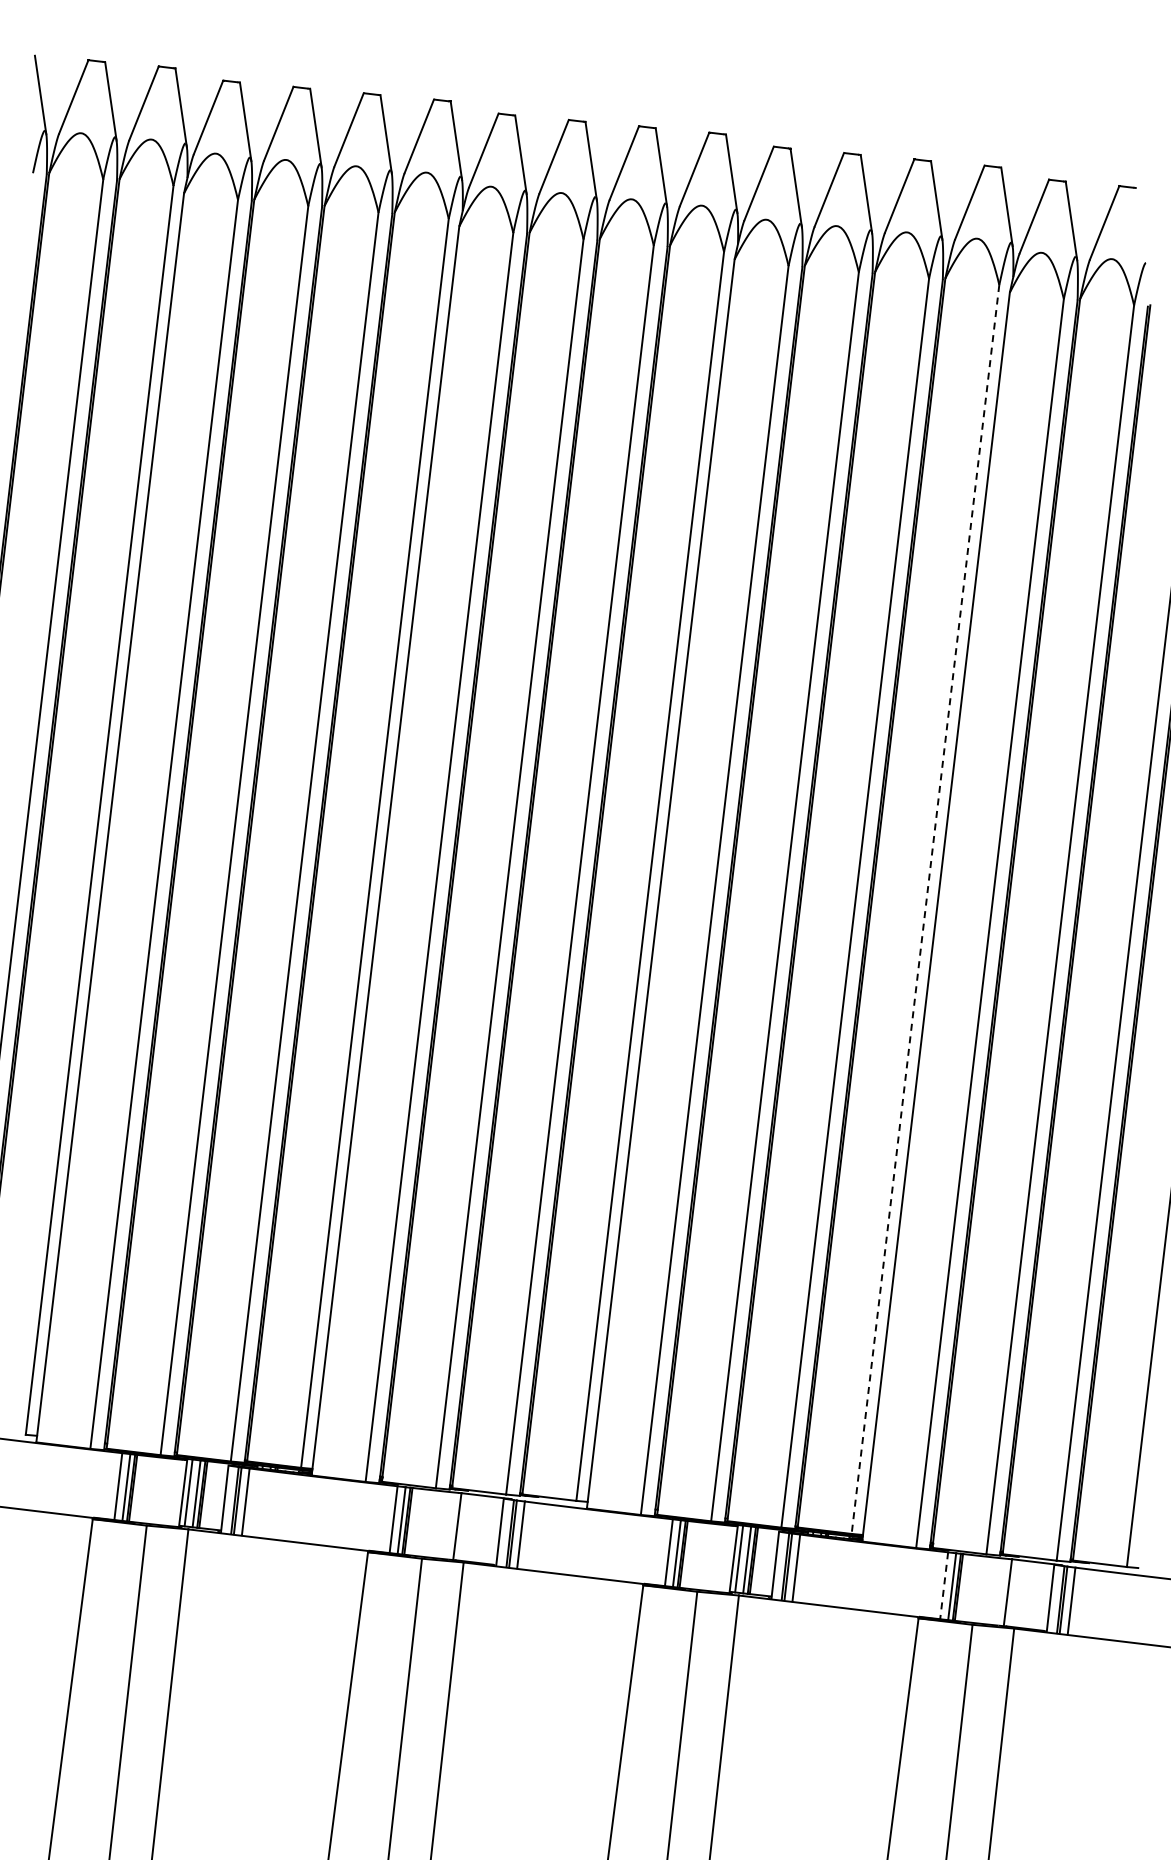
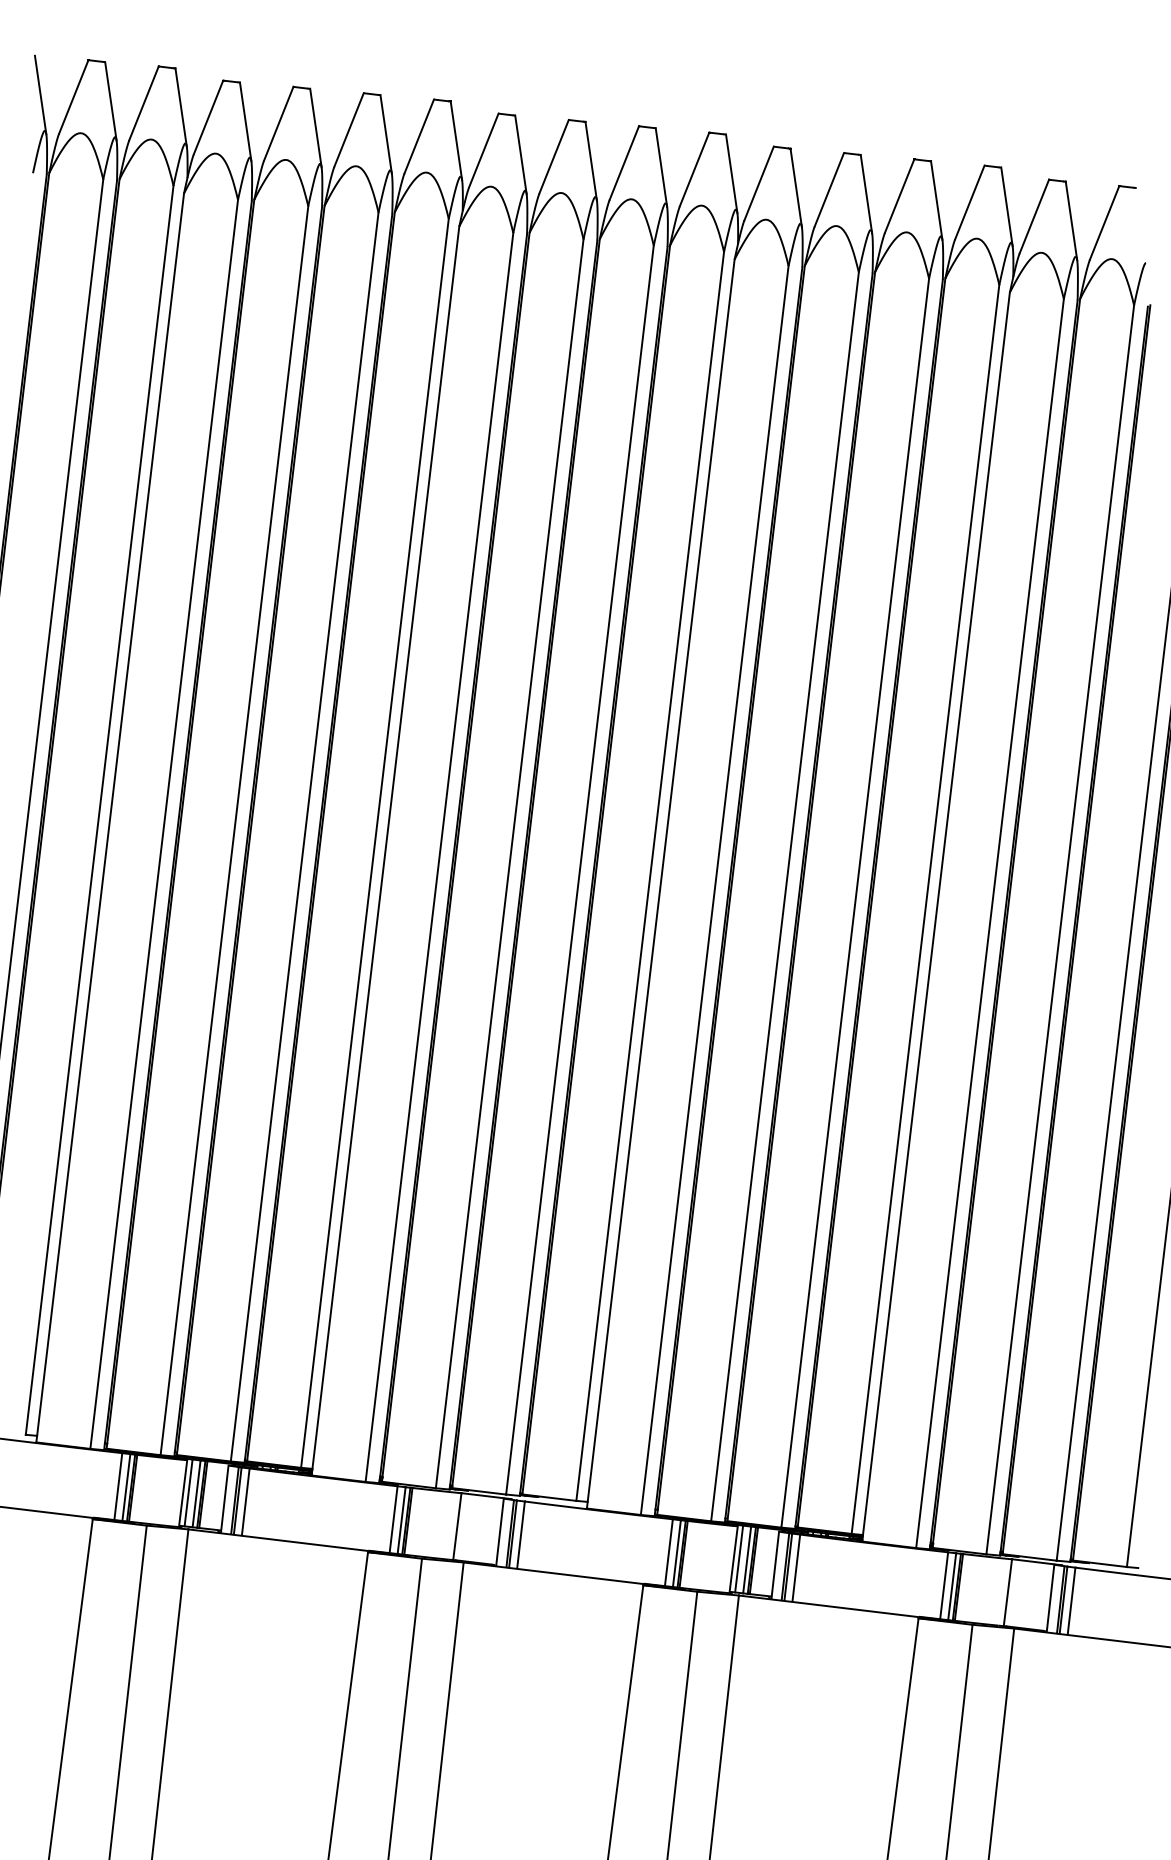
line: dashed -> solid (925, 909)
line: dashed -> solid (944, 1585)
